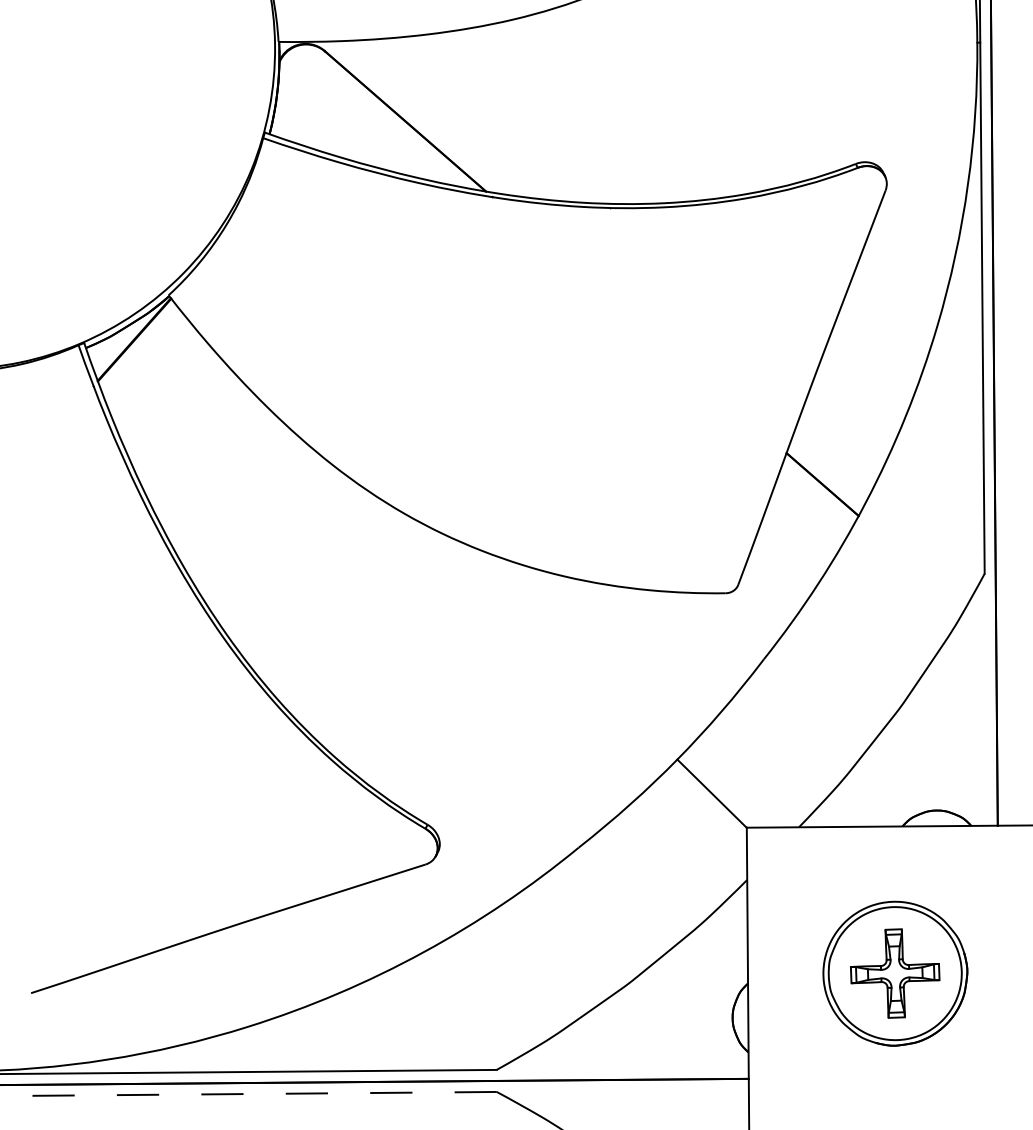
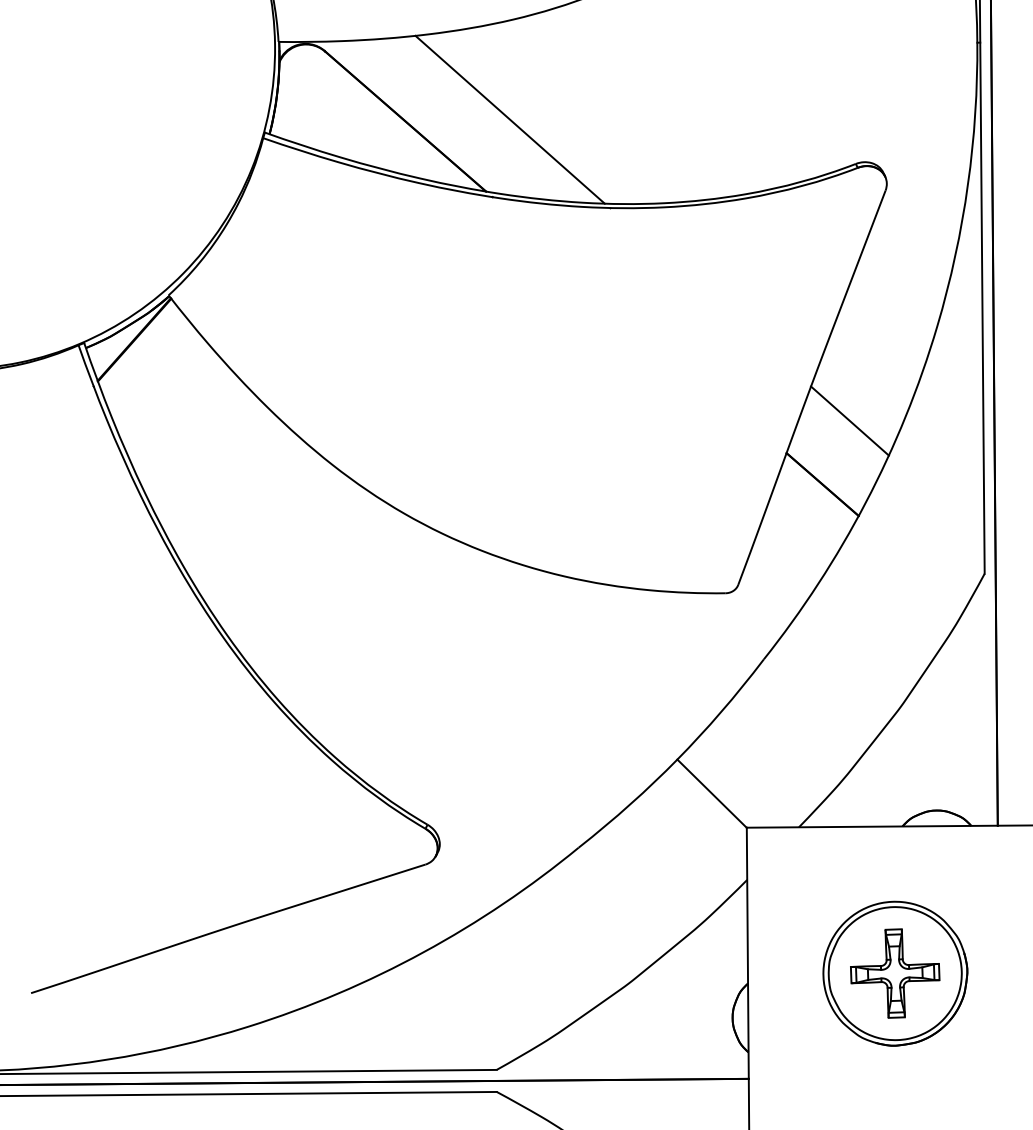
line: none -> present (509, 119)
line: none -> present (849, 420)
line: dashed -> solid (247, 1094)
